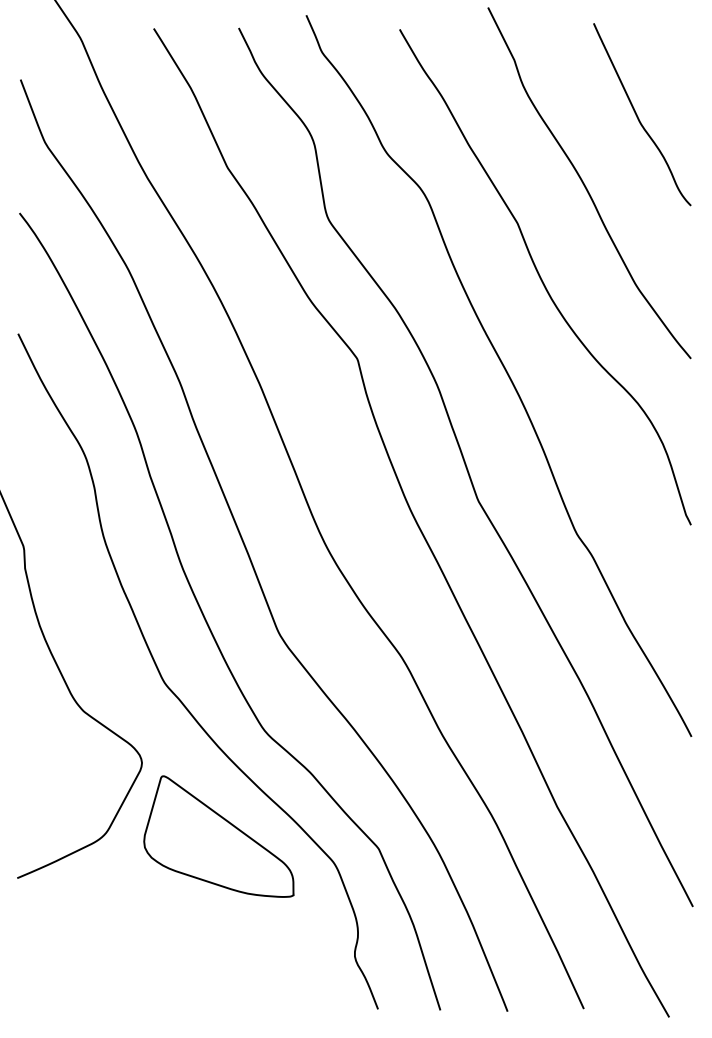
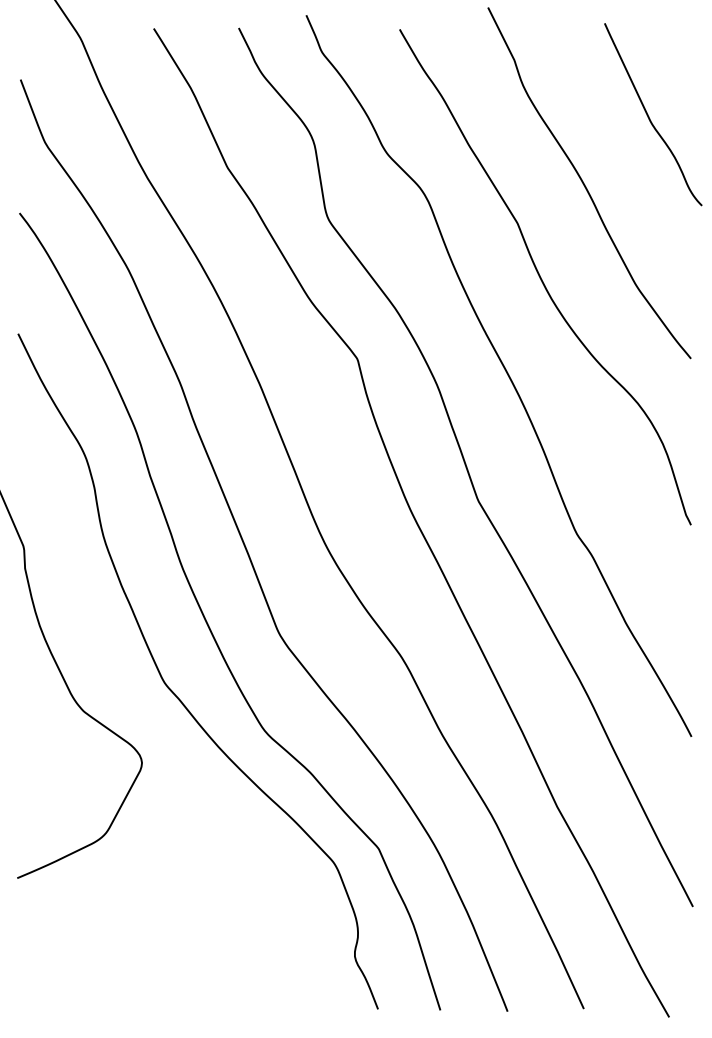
curve position: (638, 116) -> (649, 116) (649, 116)
part: present -> none (218, 836)
